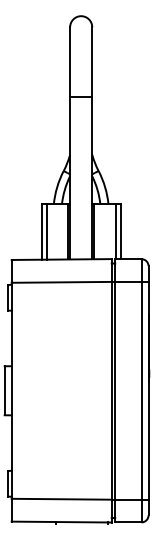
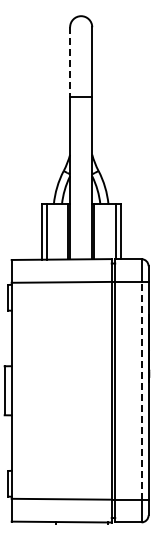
line: solid -> dashed (70, 62)
line: solid -> dashed (141, 390)
